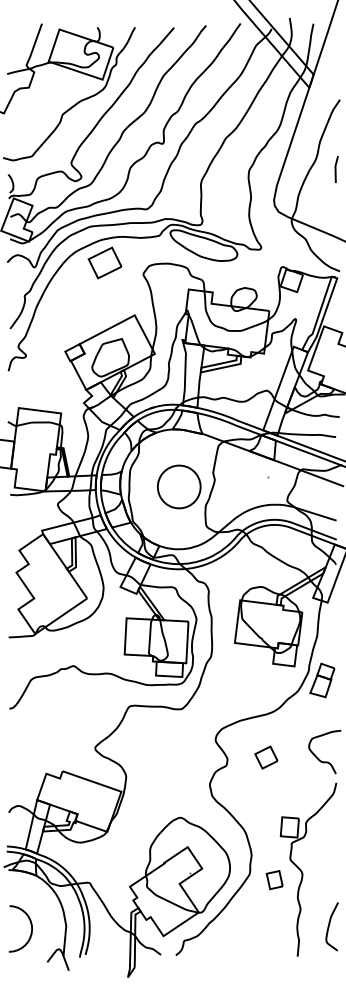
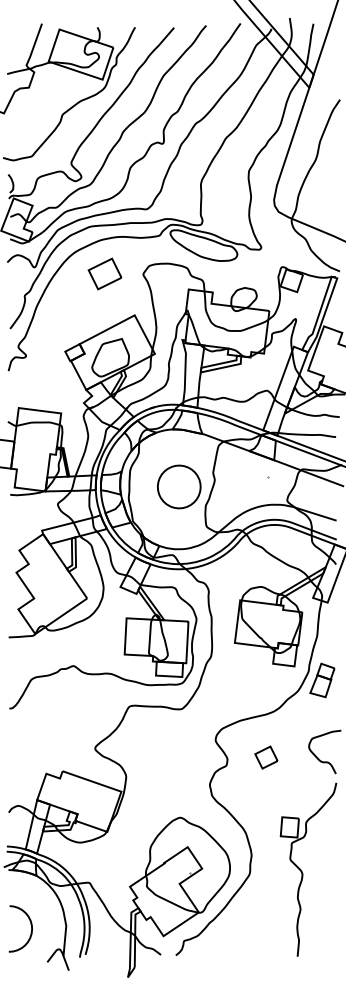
line: present -> none (336, 169)
part position: (104, 262) -> (104, 273) (104, 273)
part: present -> none (274, 880)
curve: present -> none (329, 926)
